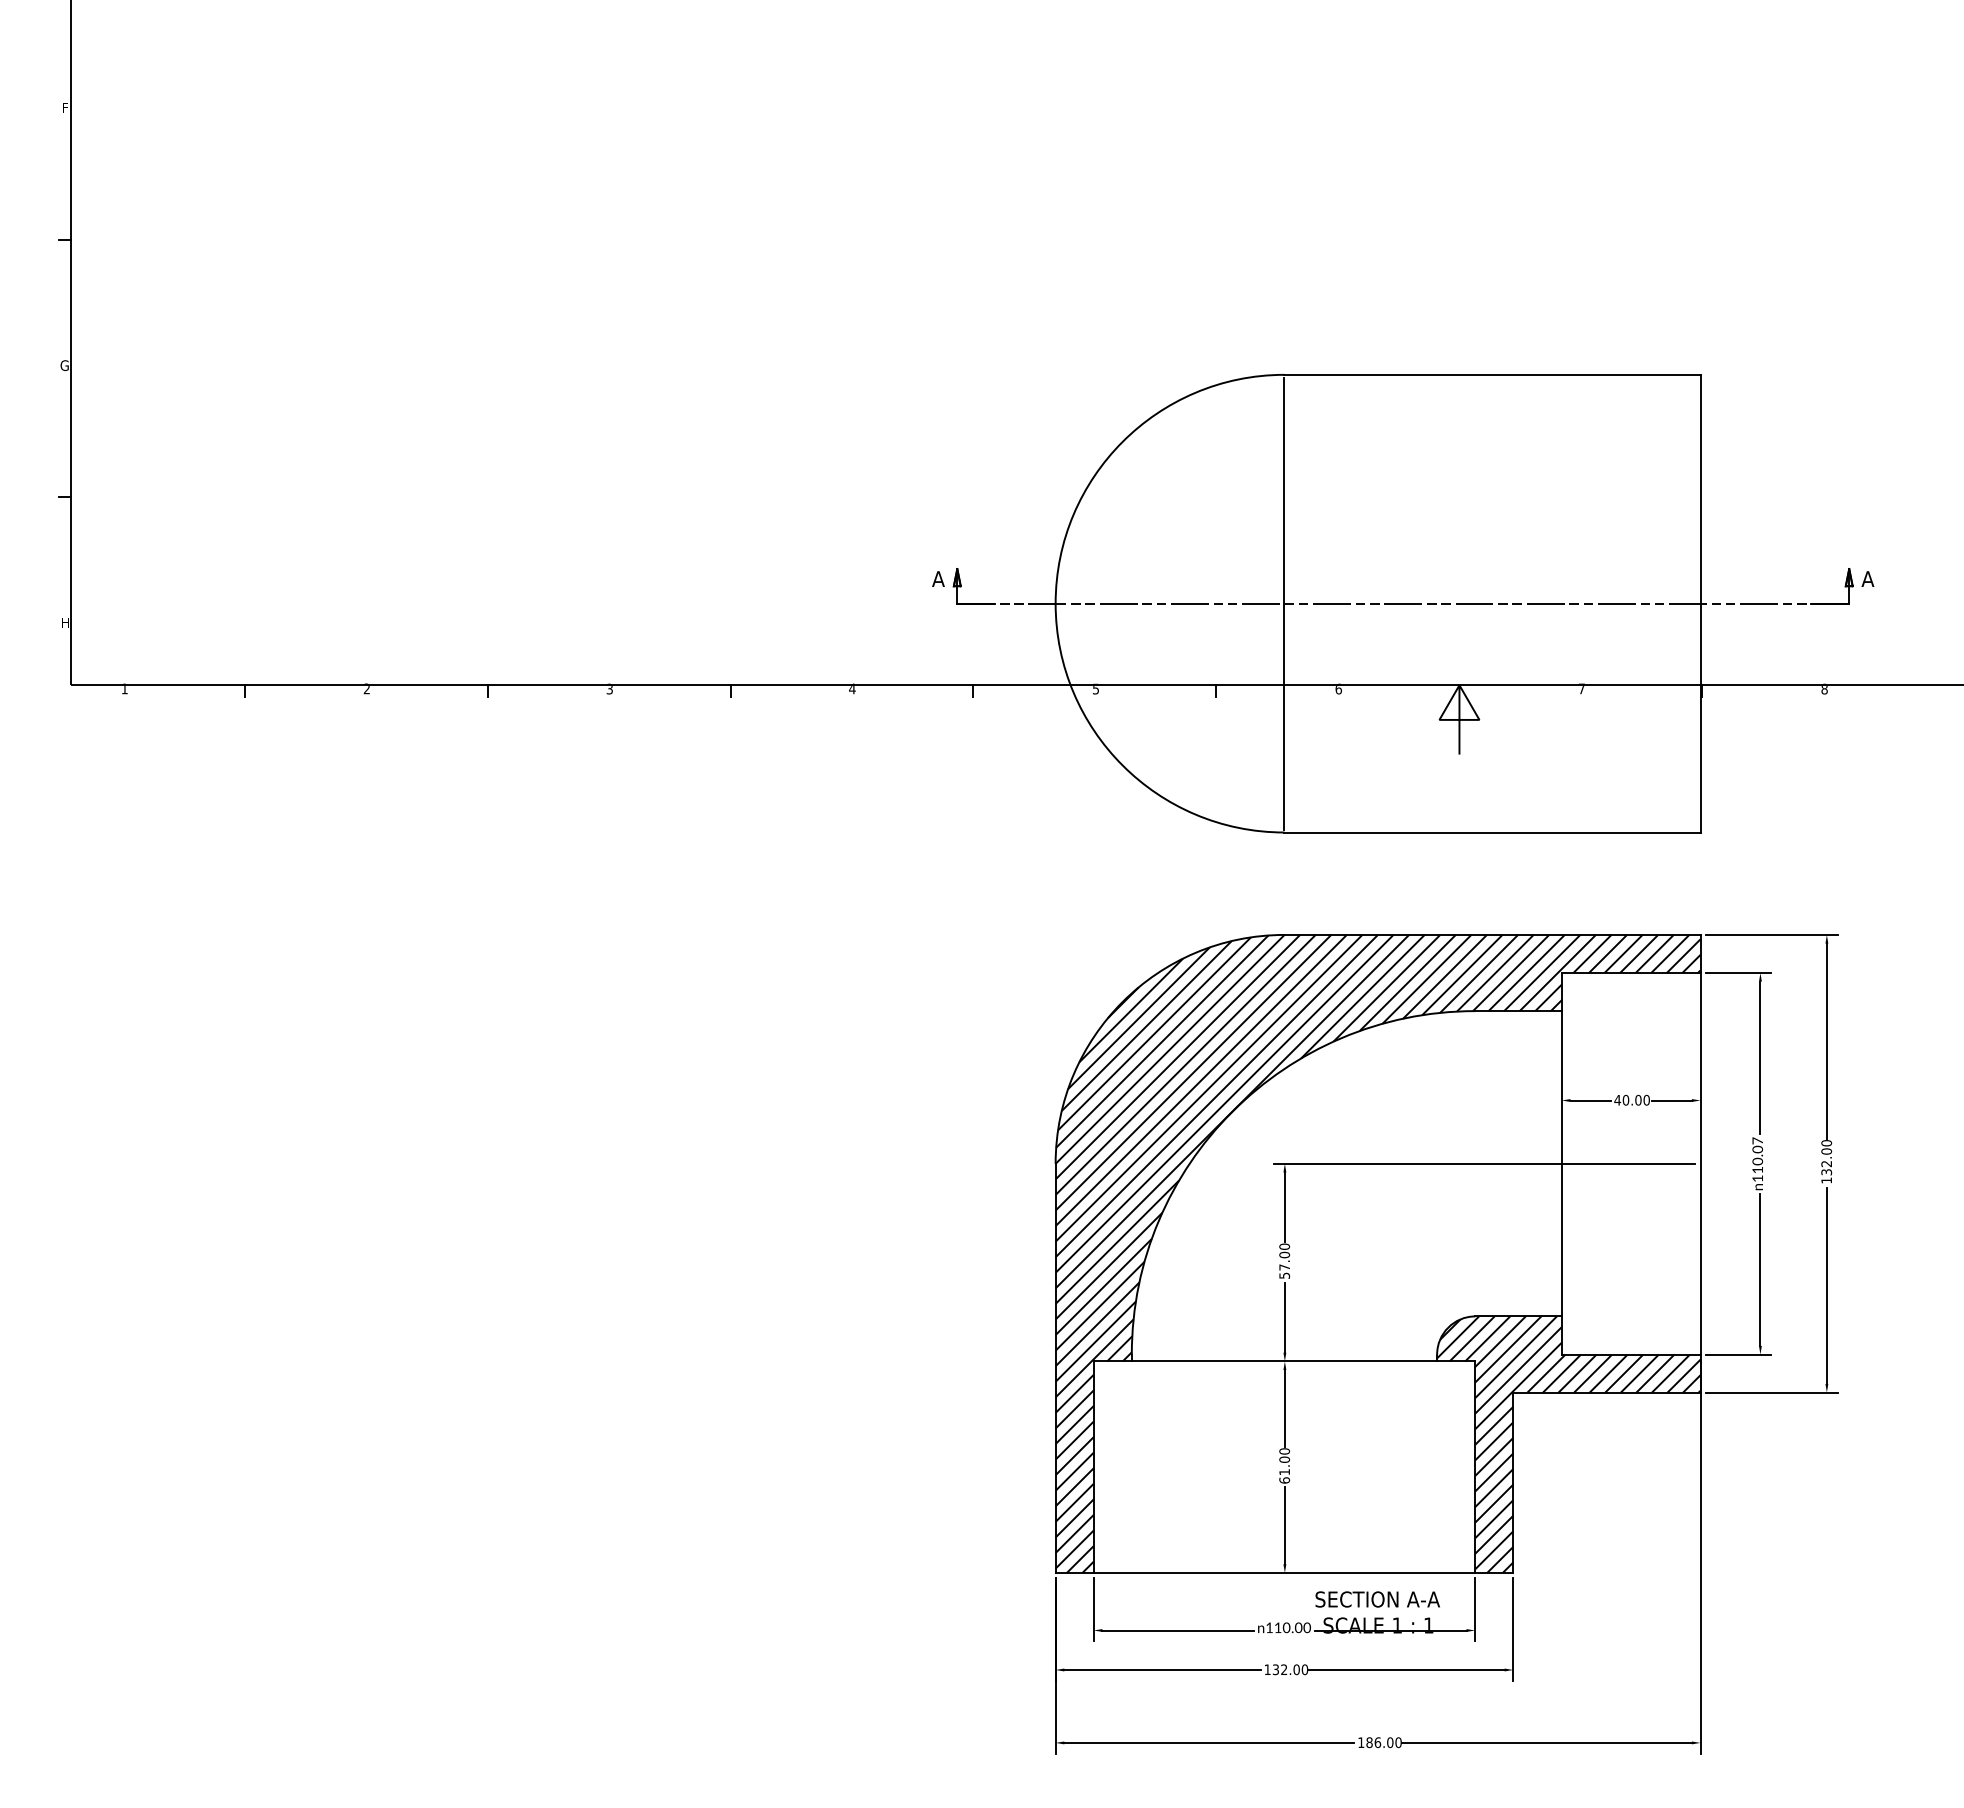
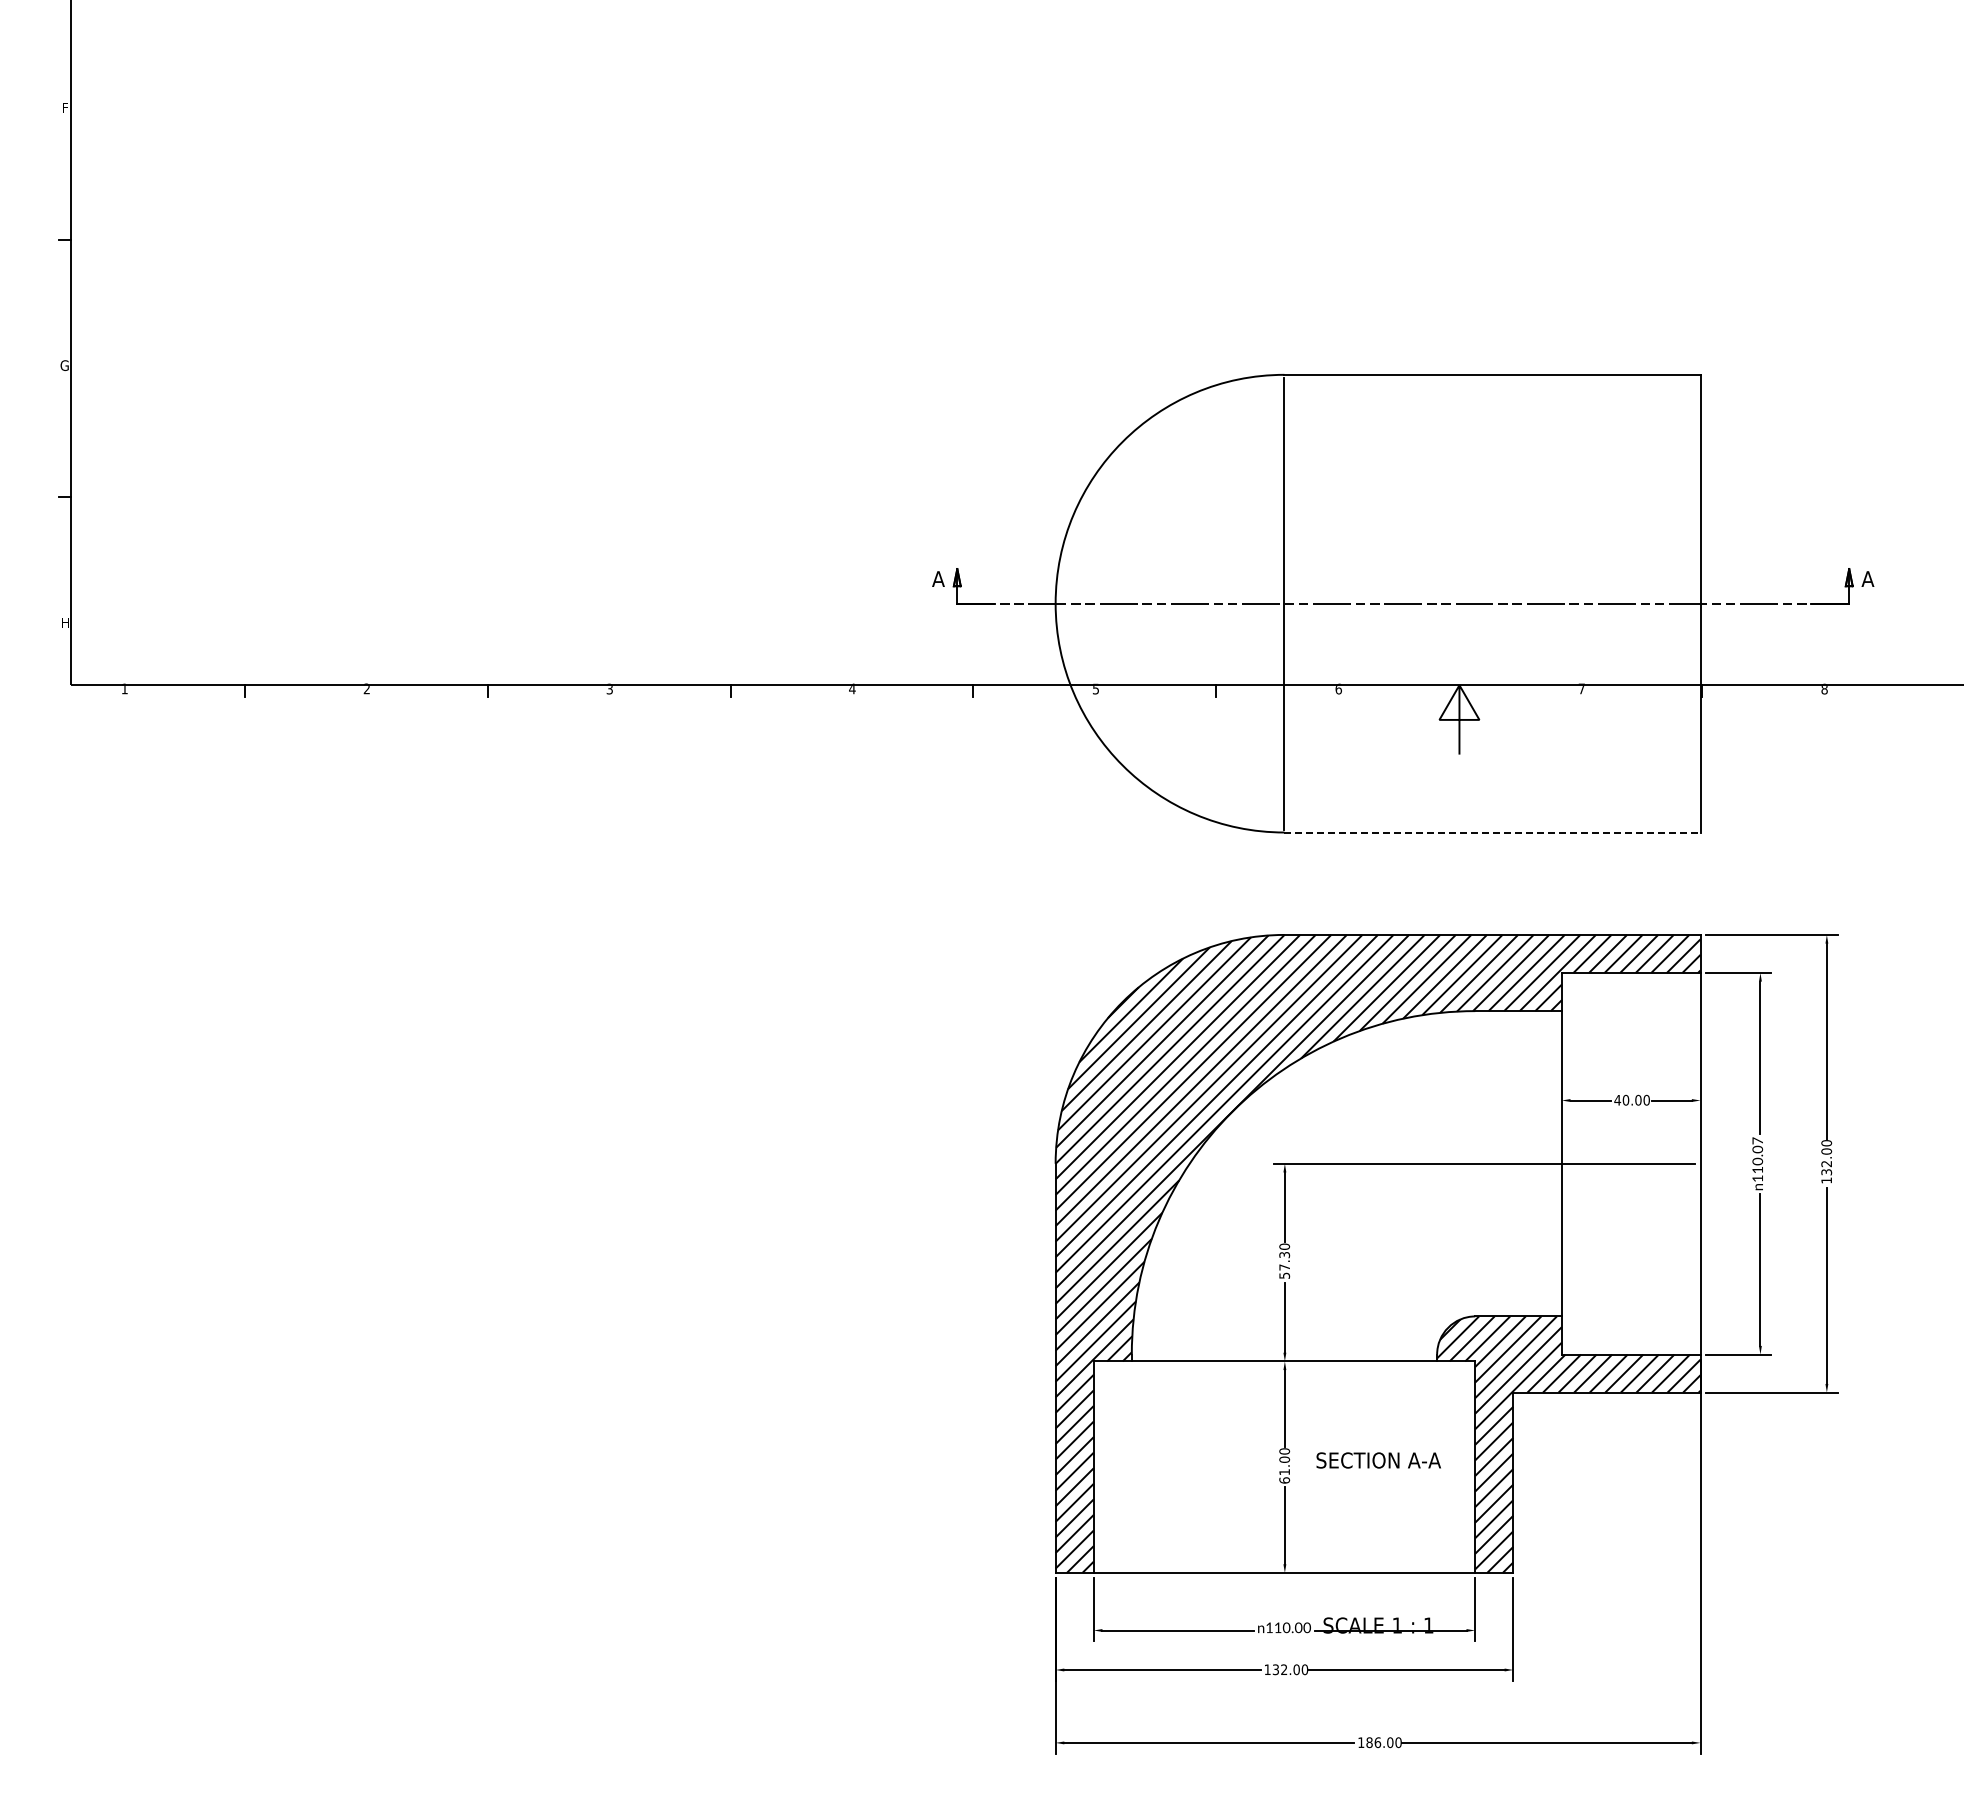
line: solid -> dashed (1493, 832)
text: 57.00 -> 57.30 (1284, 1254)
text position: (1377, 1599) -> (1378, 1460) (1378, 1460)
